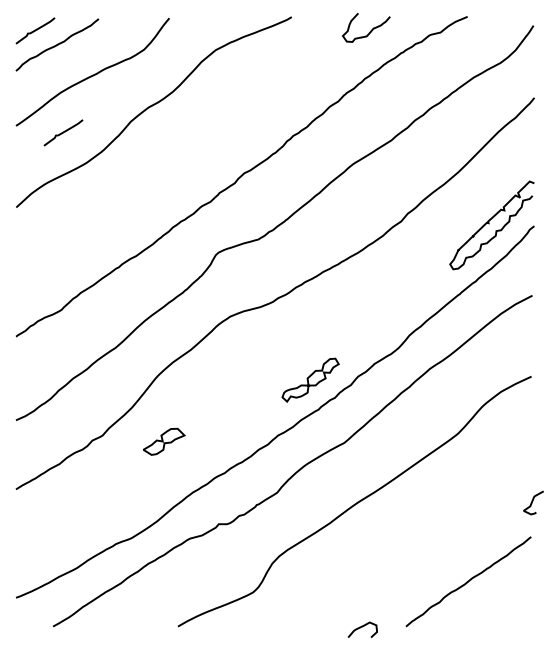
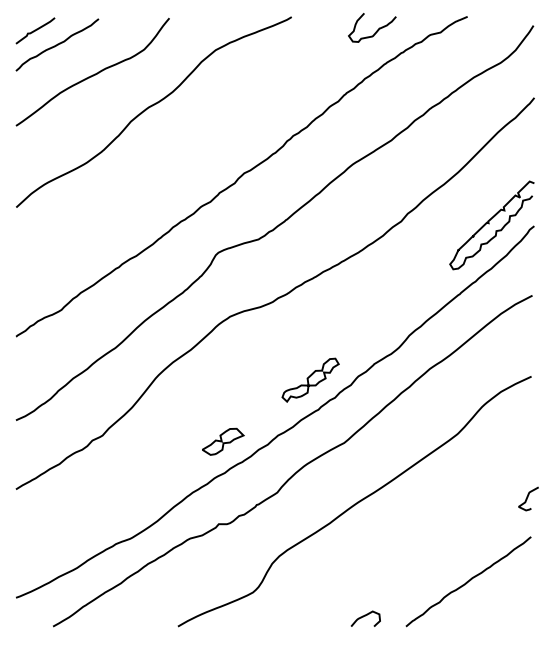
curve position: (370, 30) -> (376, 30) (376, 30)
curve: present -> none (63, 132)
part position: (164, 441) -> (223, 441) (223, 441)
curve position: (533, 501) -> (528, 497) (528, 497)
curve position: (362, 627) -> (365, 616) (365, 616)
